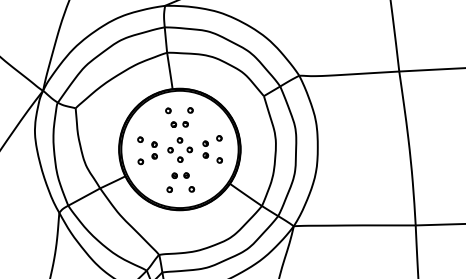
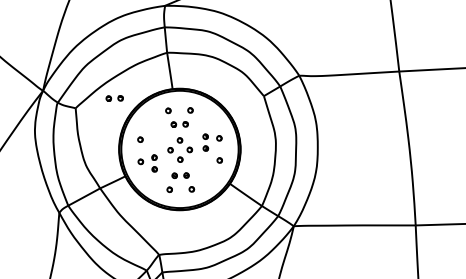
part: none -> present (114, 98)
part position: (205, 149) -> (205, 142) (205, 142)
part position: (154, 150) -> (154, 163) (154, 163)
